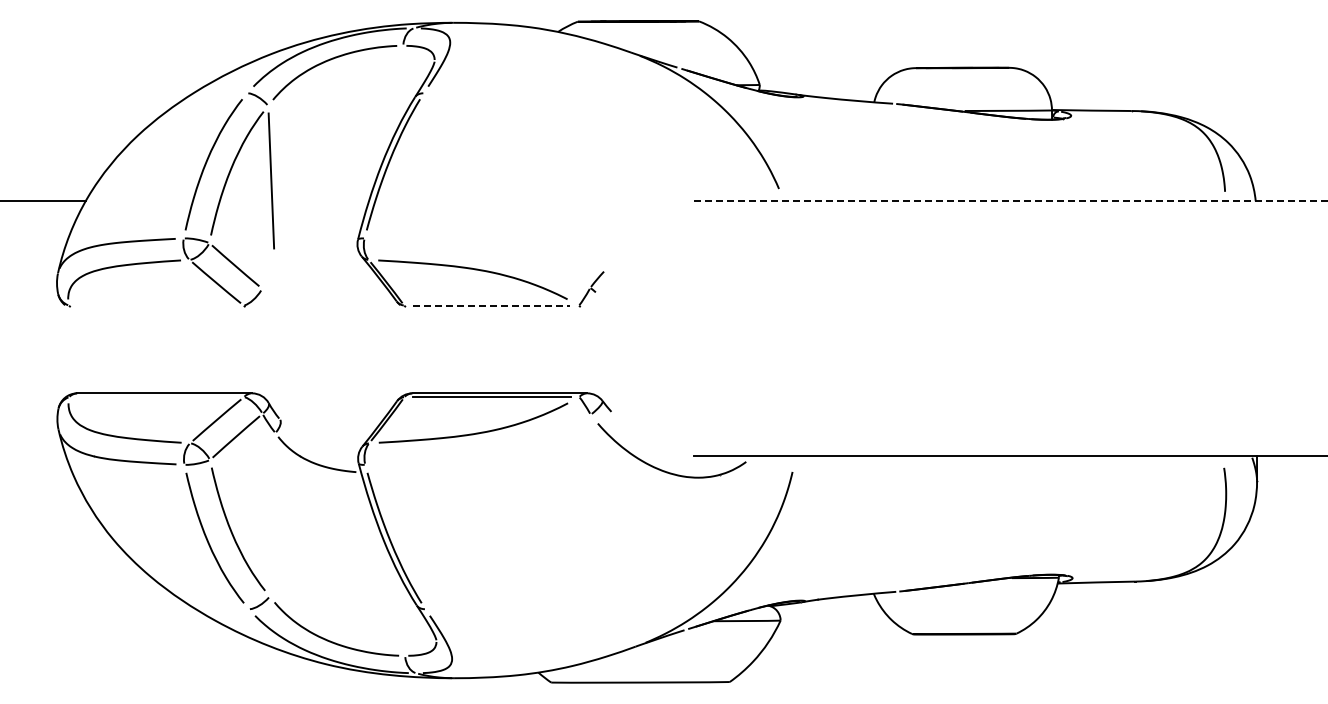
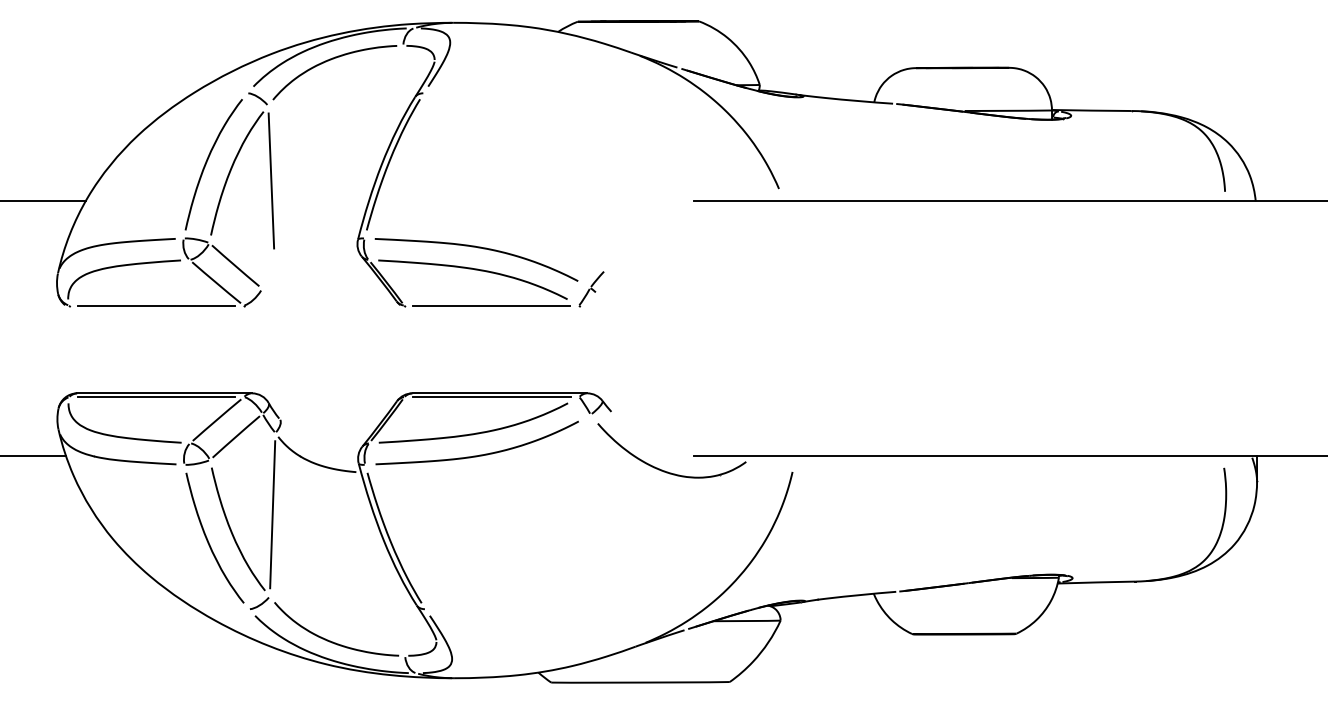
line: dashed -> solid (1010, 201)
curve: none -> present (478, 248)
line: none -> present (156, 305)
line: dashed -> solid (491, 305)
line: none -> present (156, 397)
part: none -> present (479, 454)
line: none -> present (34, 456)
line: none -> present (272, 514)
